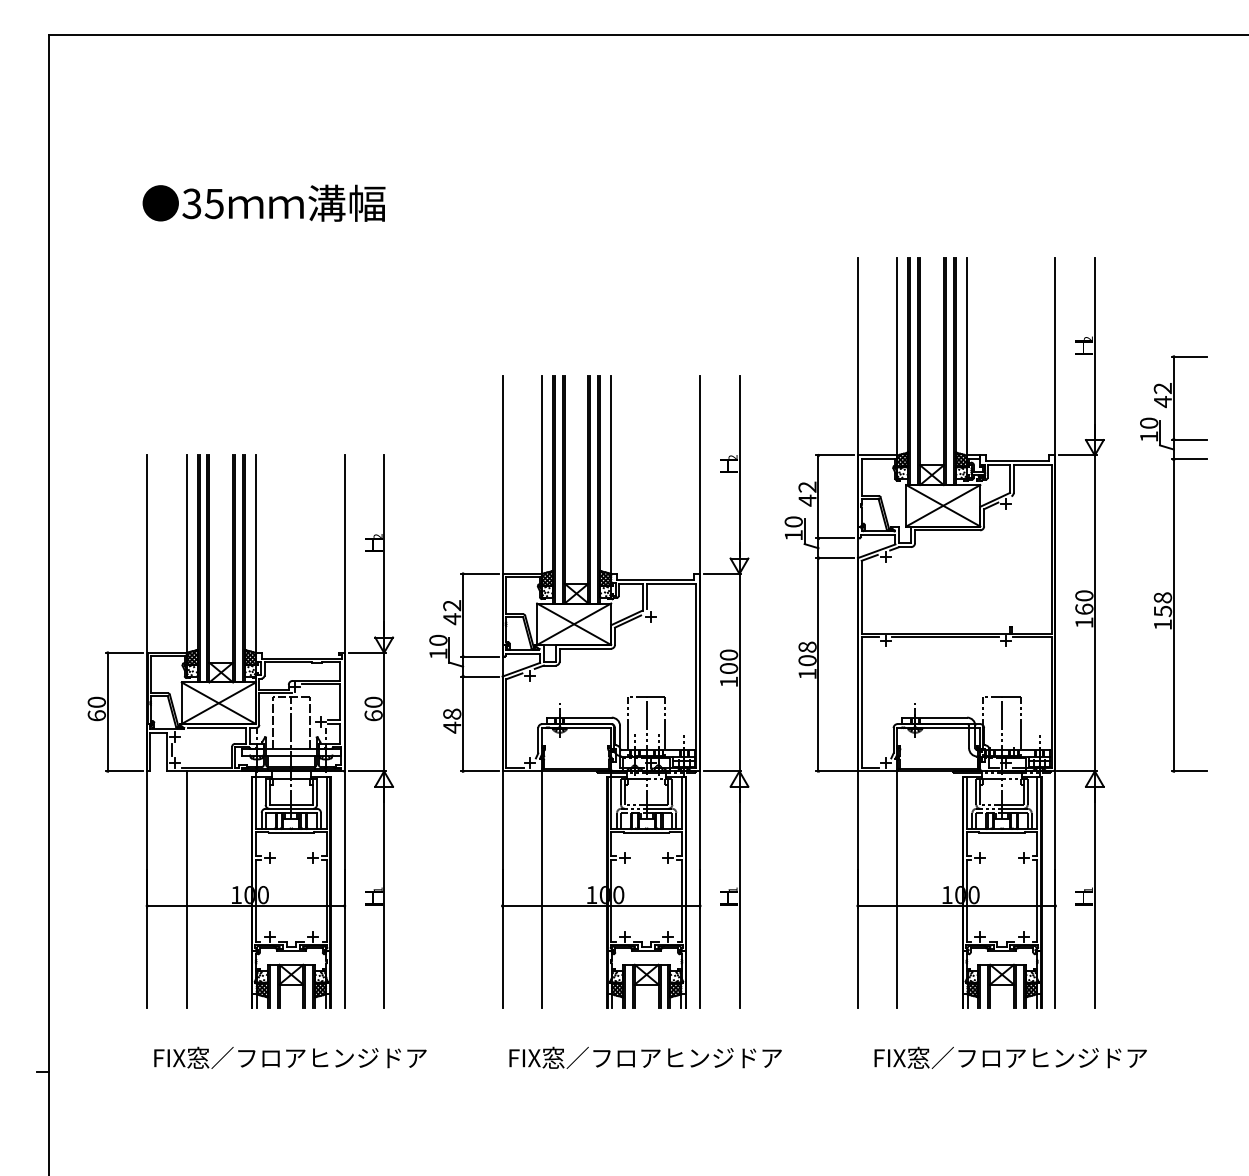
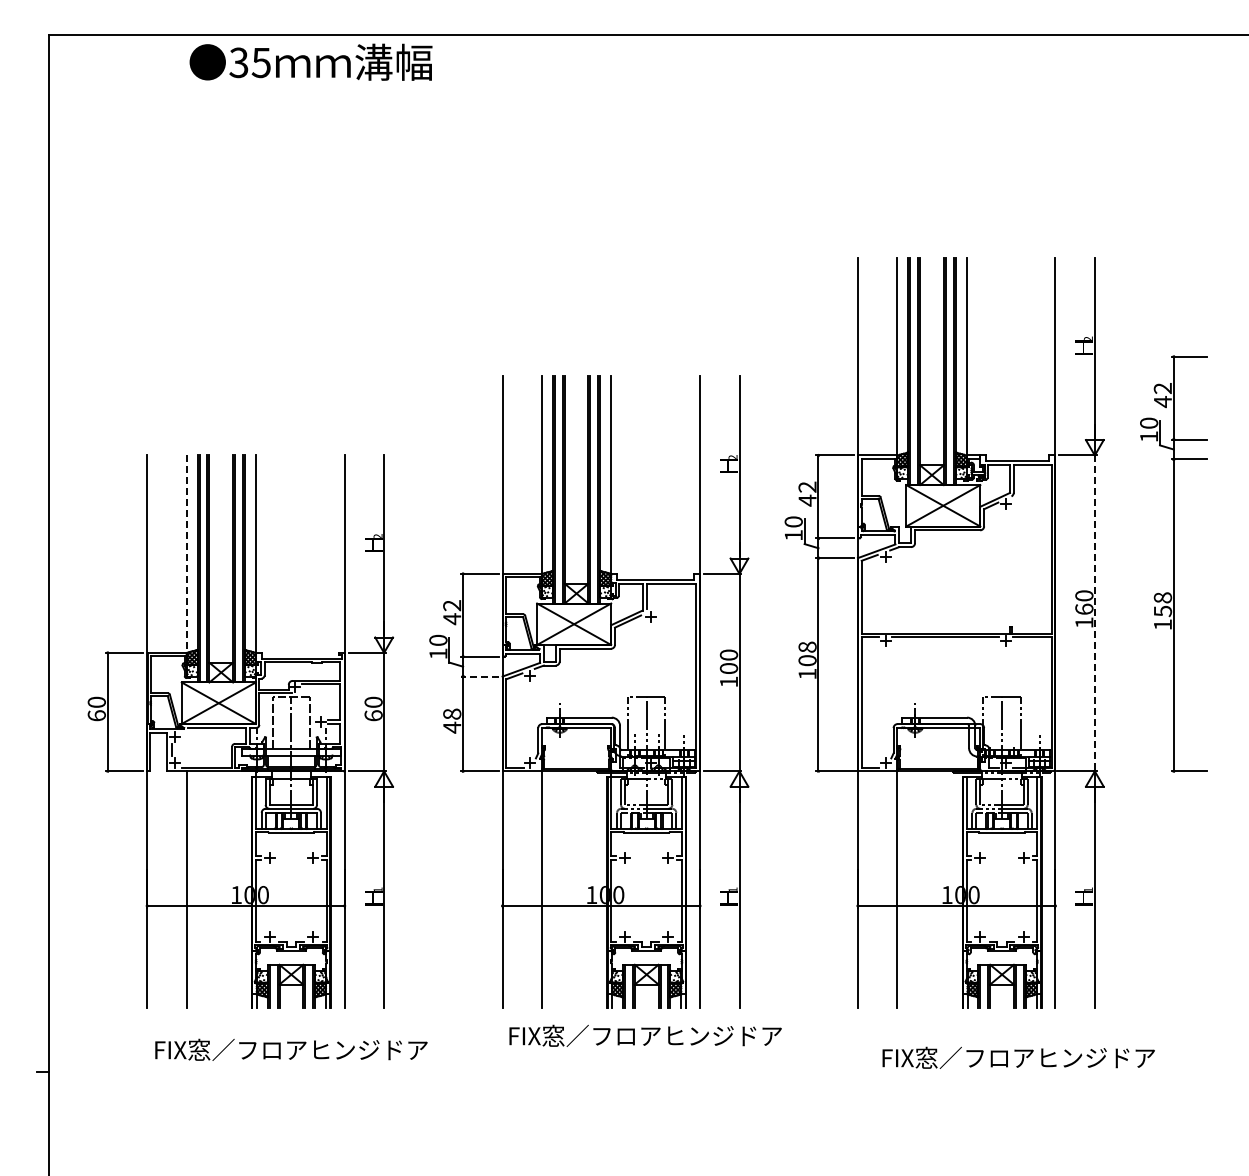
text position: (263, 202) -> (310, 61) (310, 61)
line: solid -> dashed (186, 554)
line: solid -> dashed (1094, 613)
line: solid -> dashed (479, 676)
text position: (290, 1057) -> (291, 1049) (291, 1049)
text position: (645, 1057) -> (645, 1035) (645, 1035)
text position: (1010, 1057) -> (1018, 1057) (1018, 1057)
